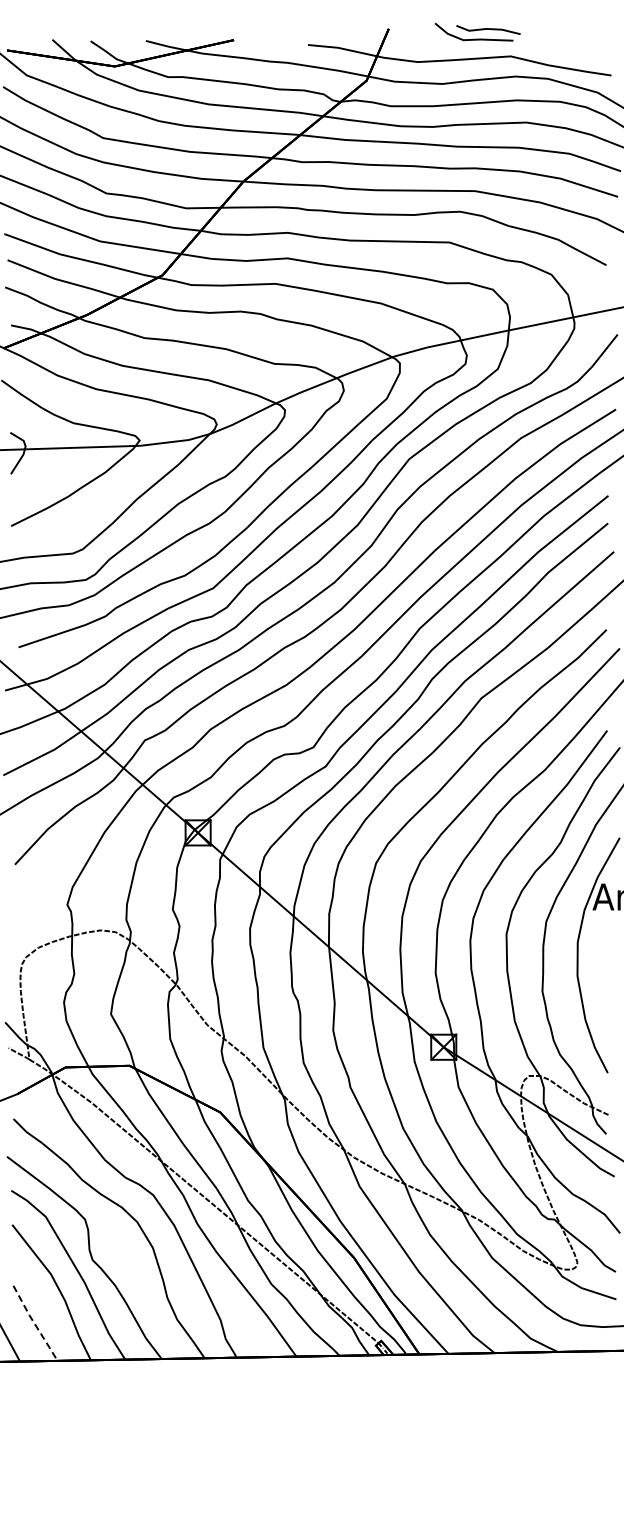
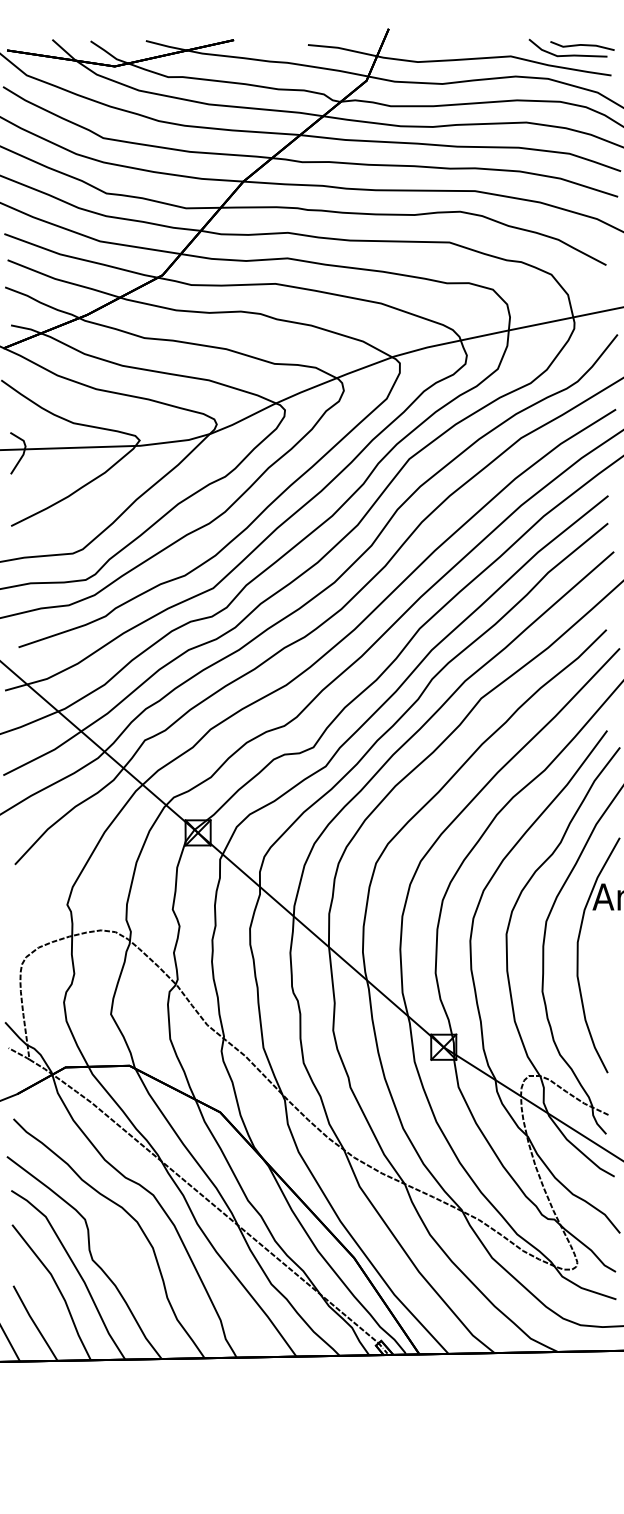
part position: (477, 31) -> (571, 47) (571, 47)
line: dashed -> solid (34, 1324)
